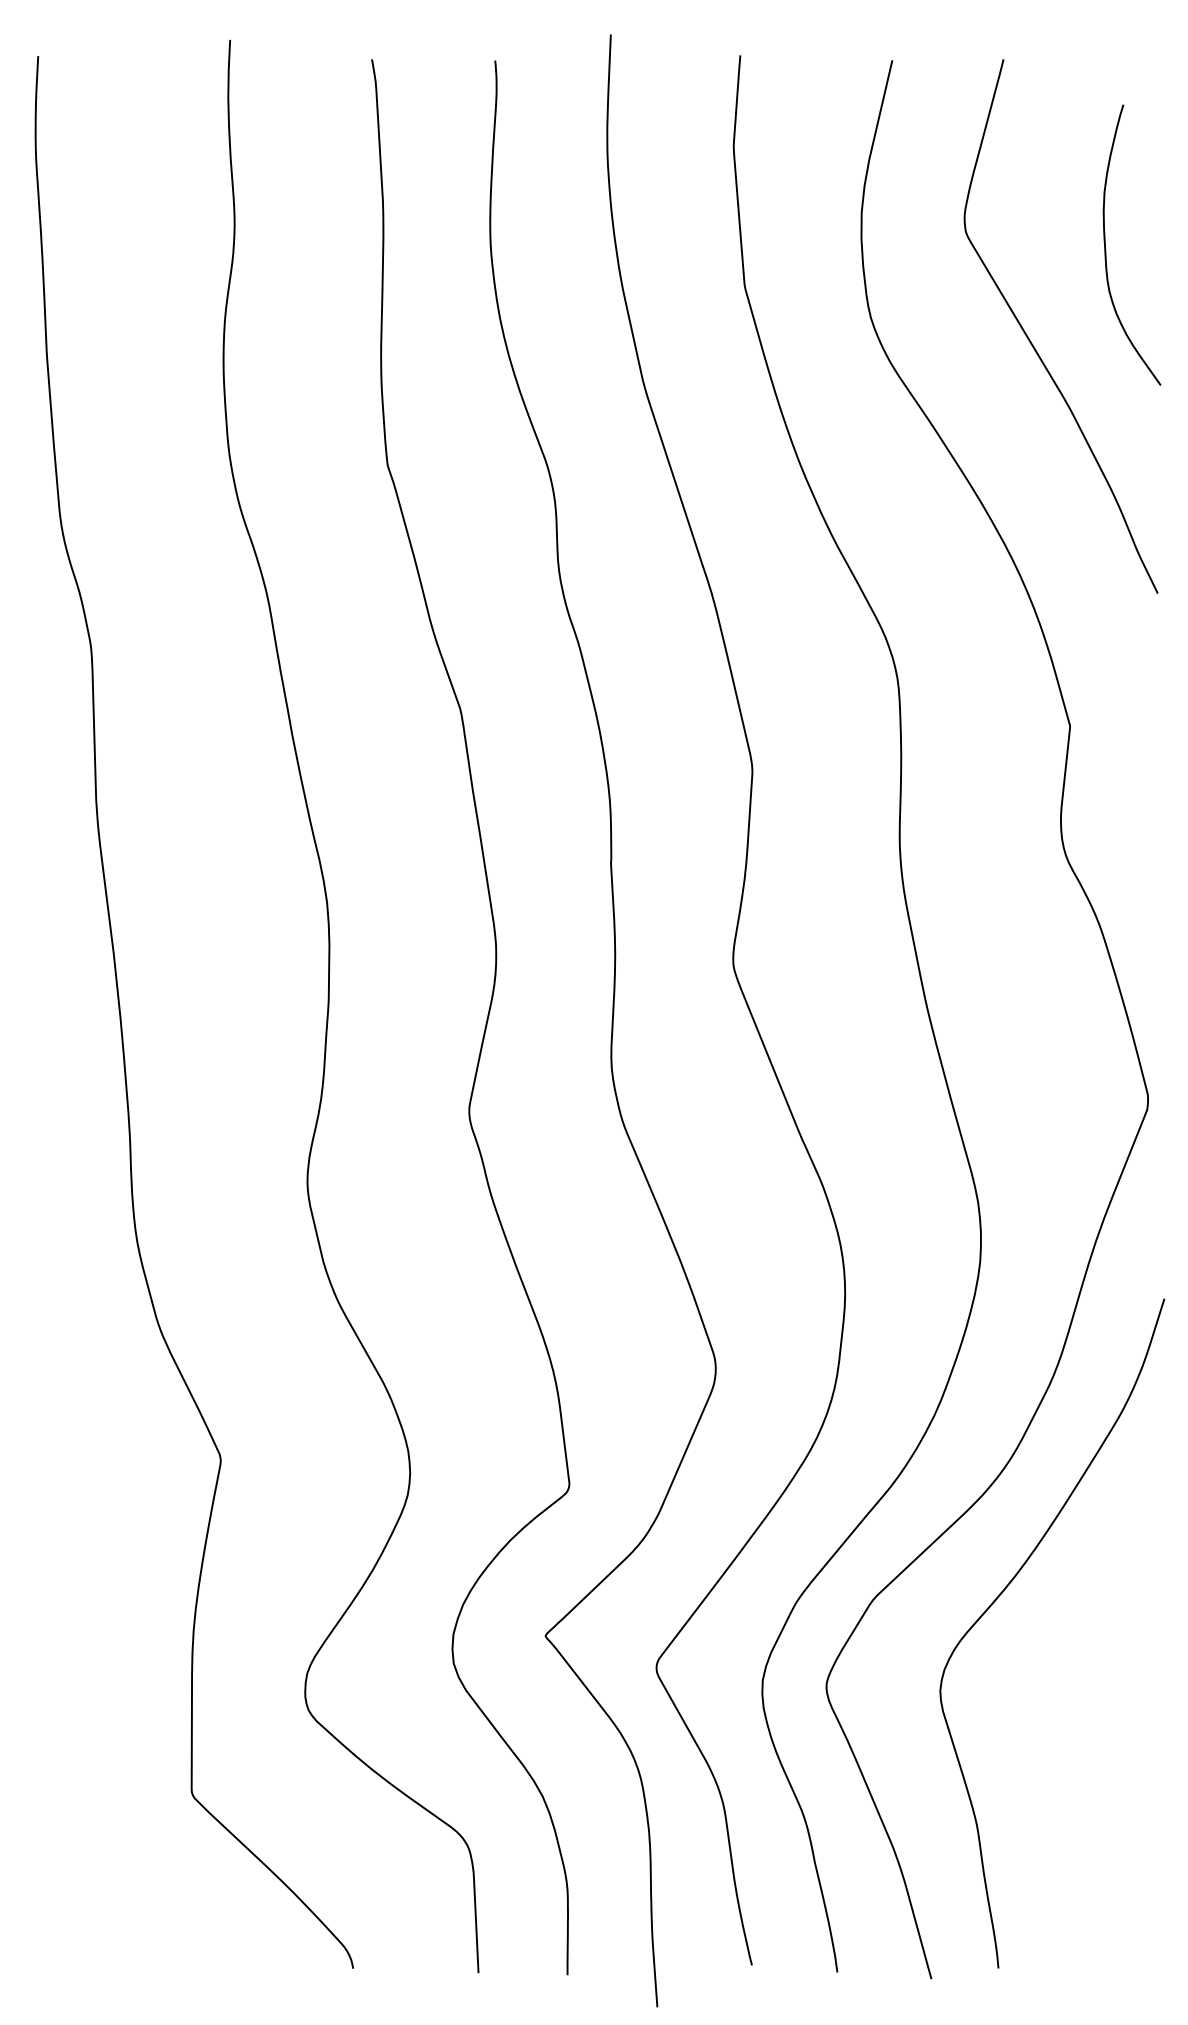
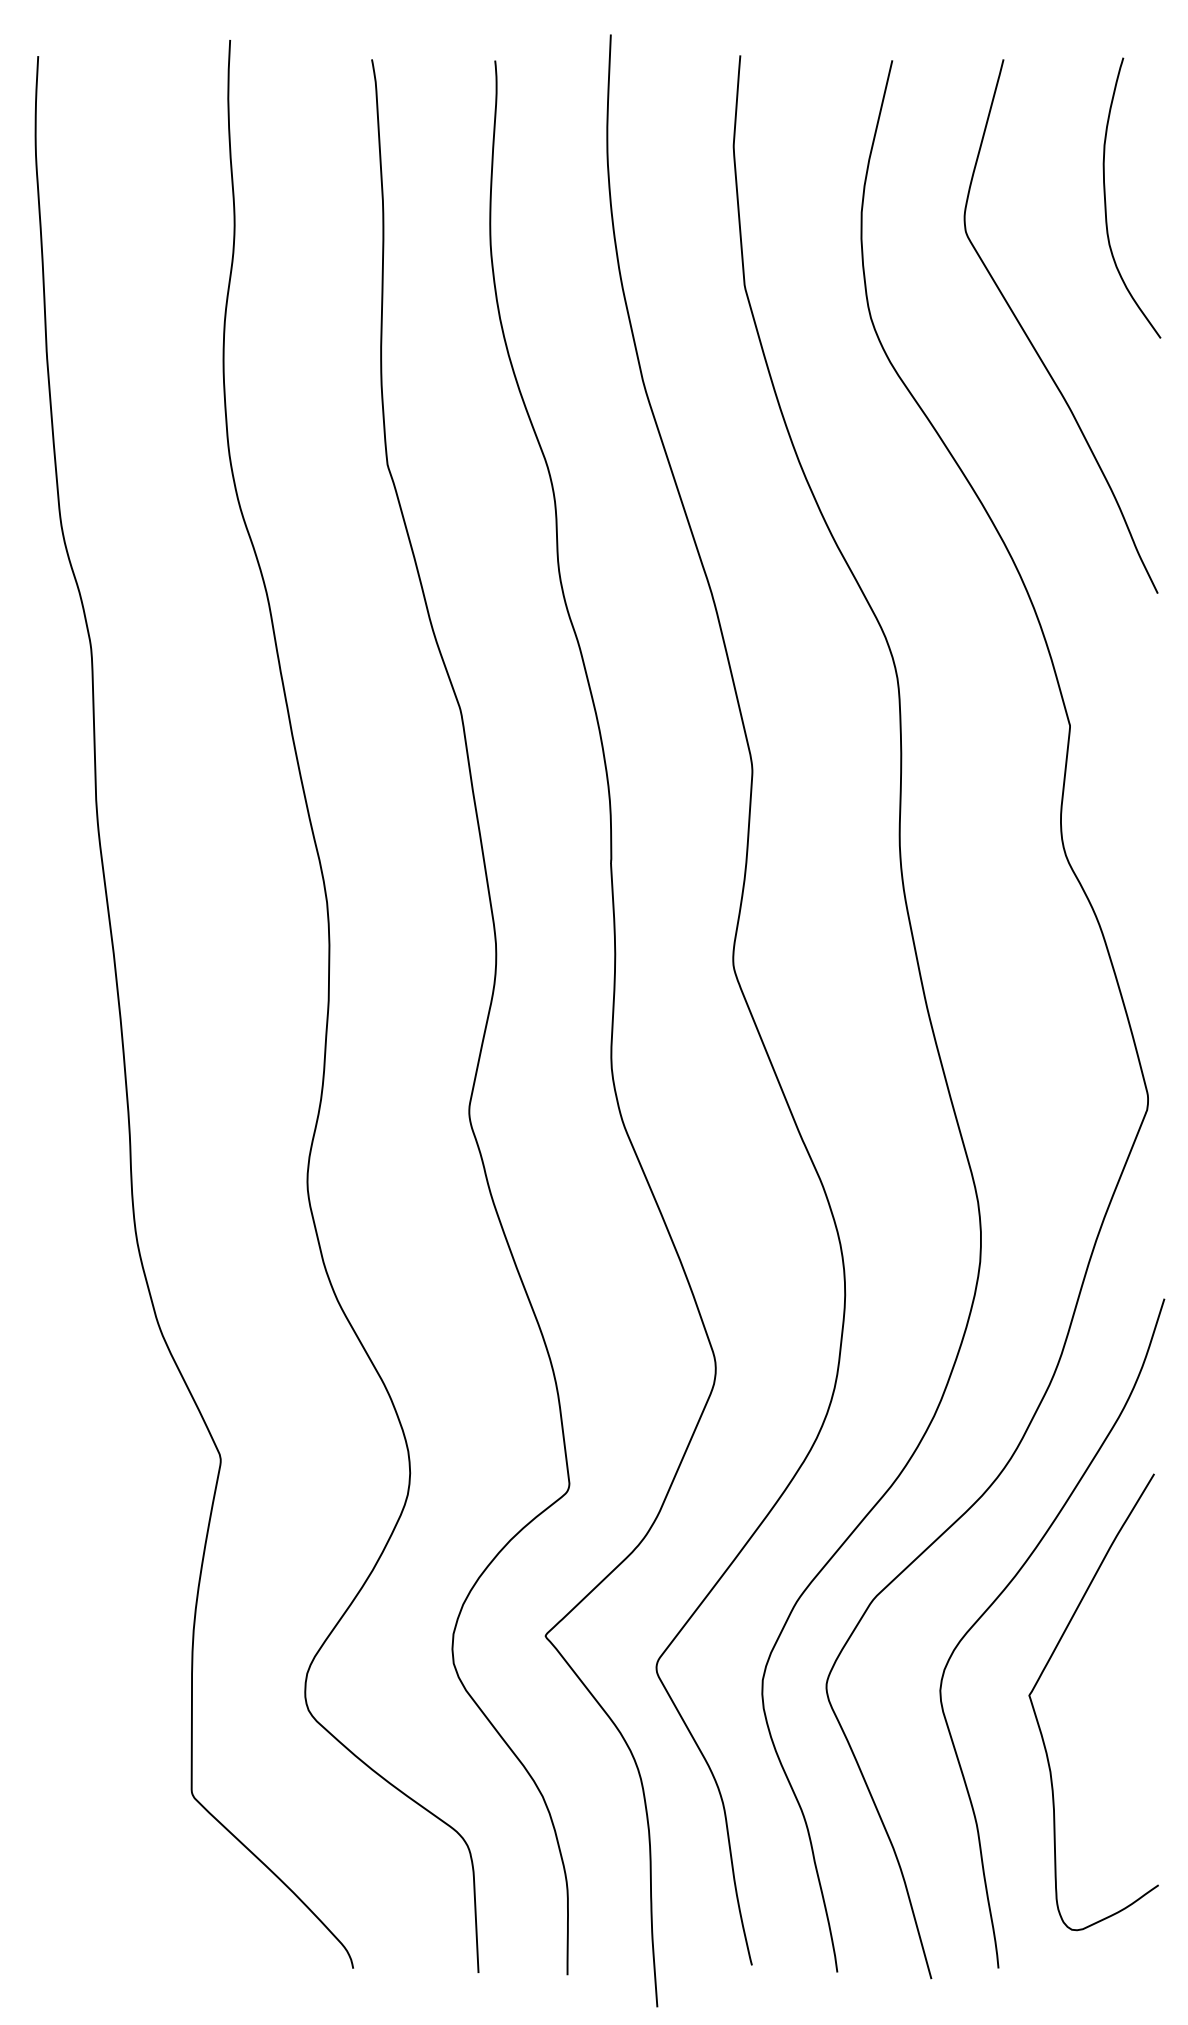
curve position: (1106, 249) -> (1106, 202) (1106, 202)
curve: none -> present (1038, 1720)
